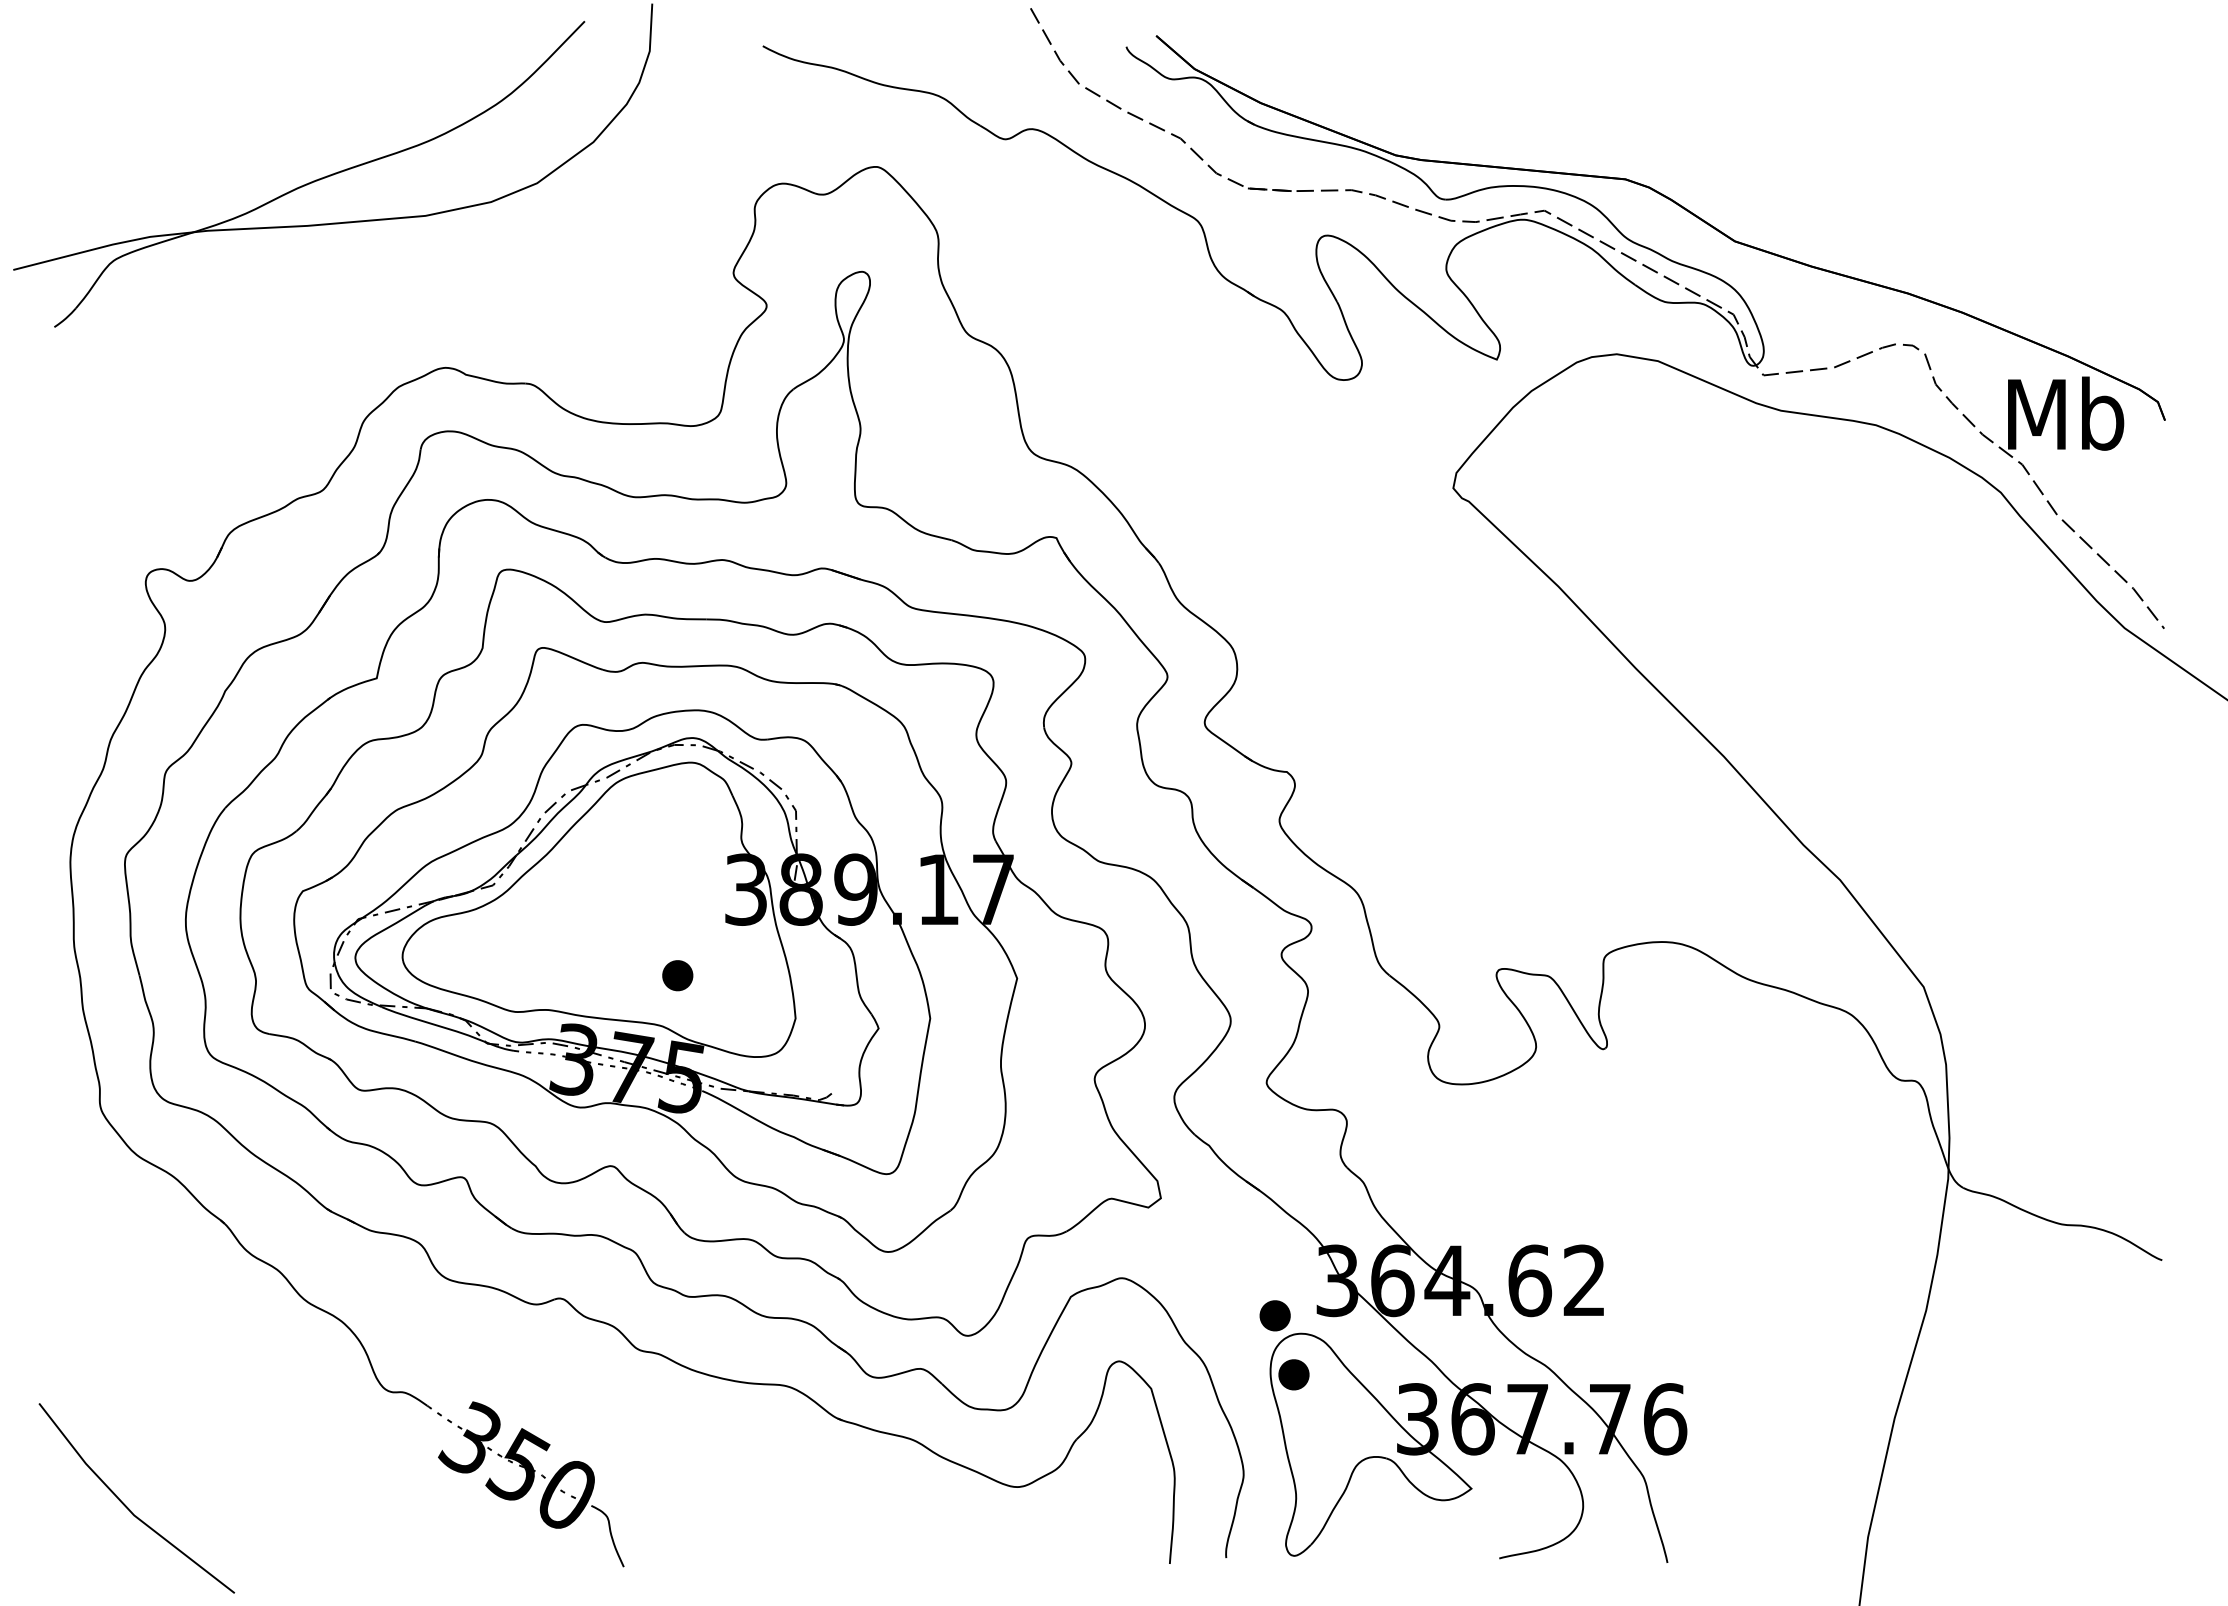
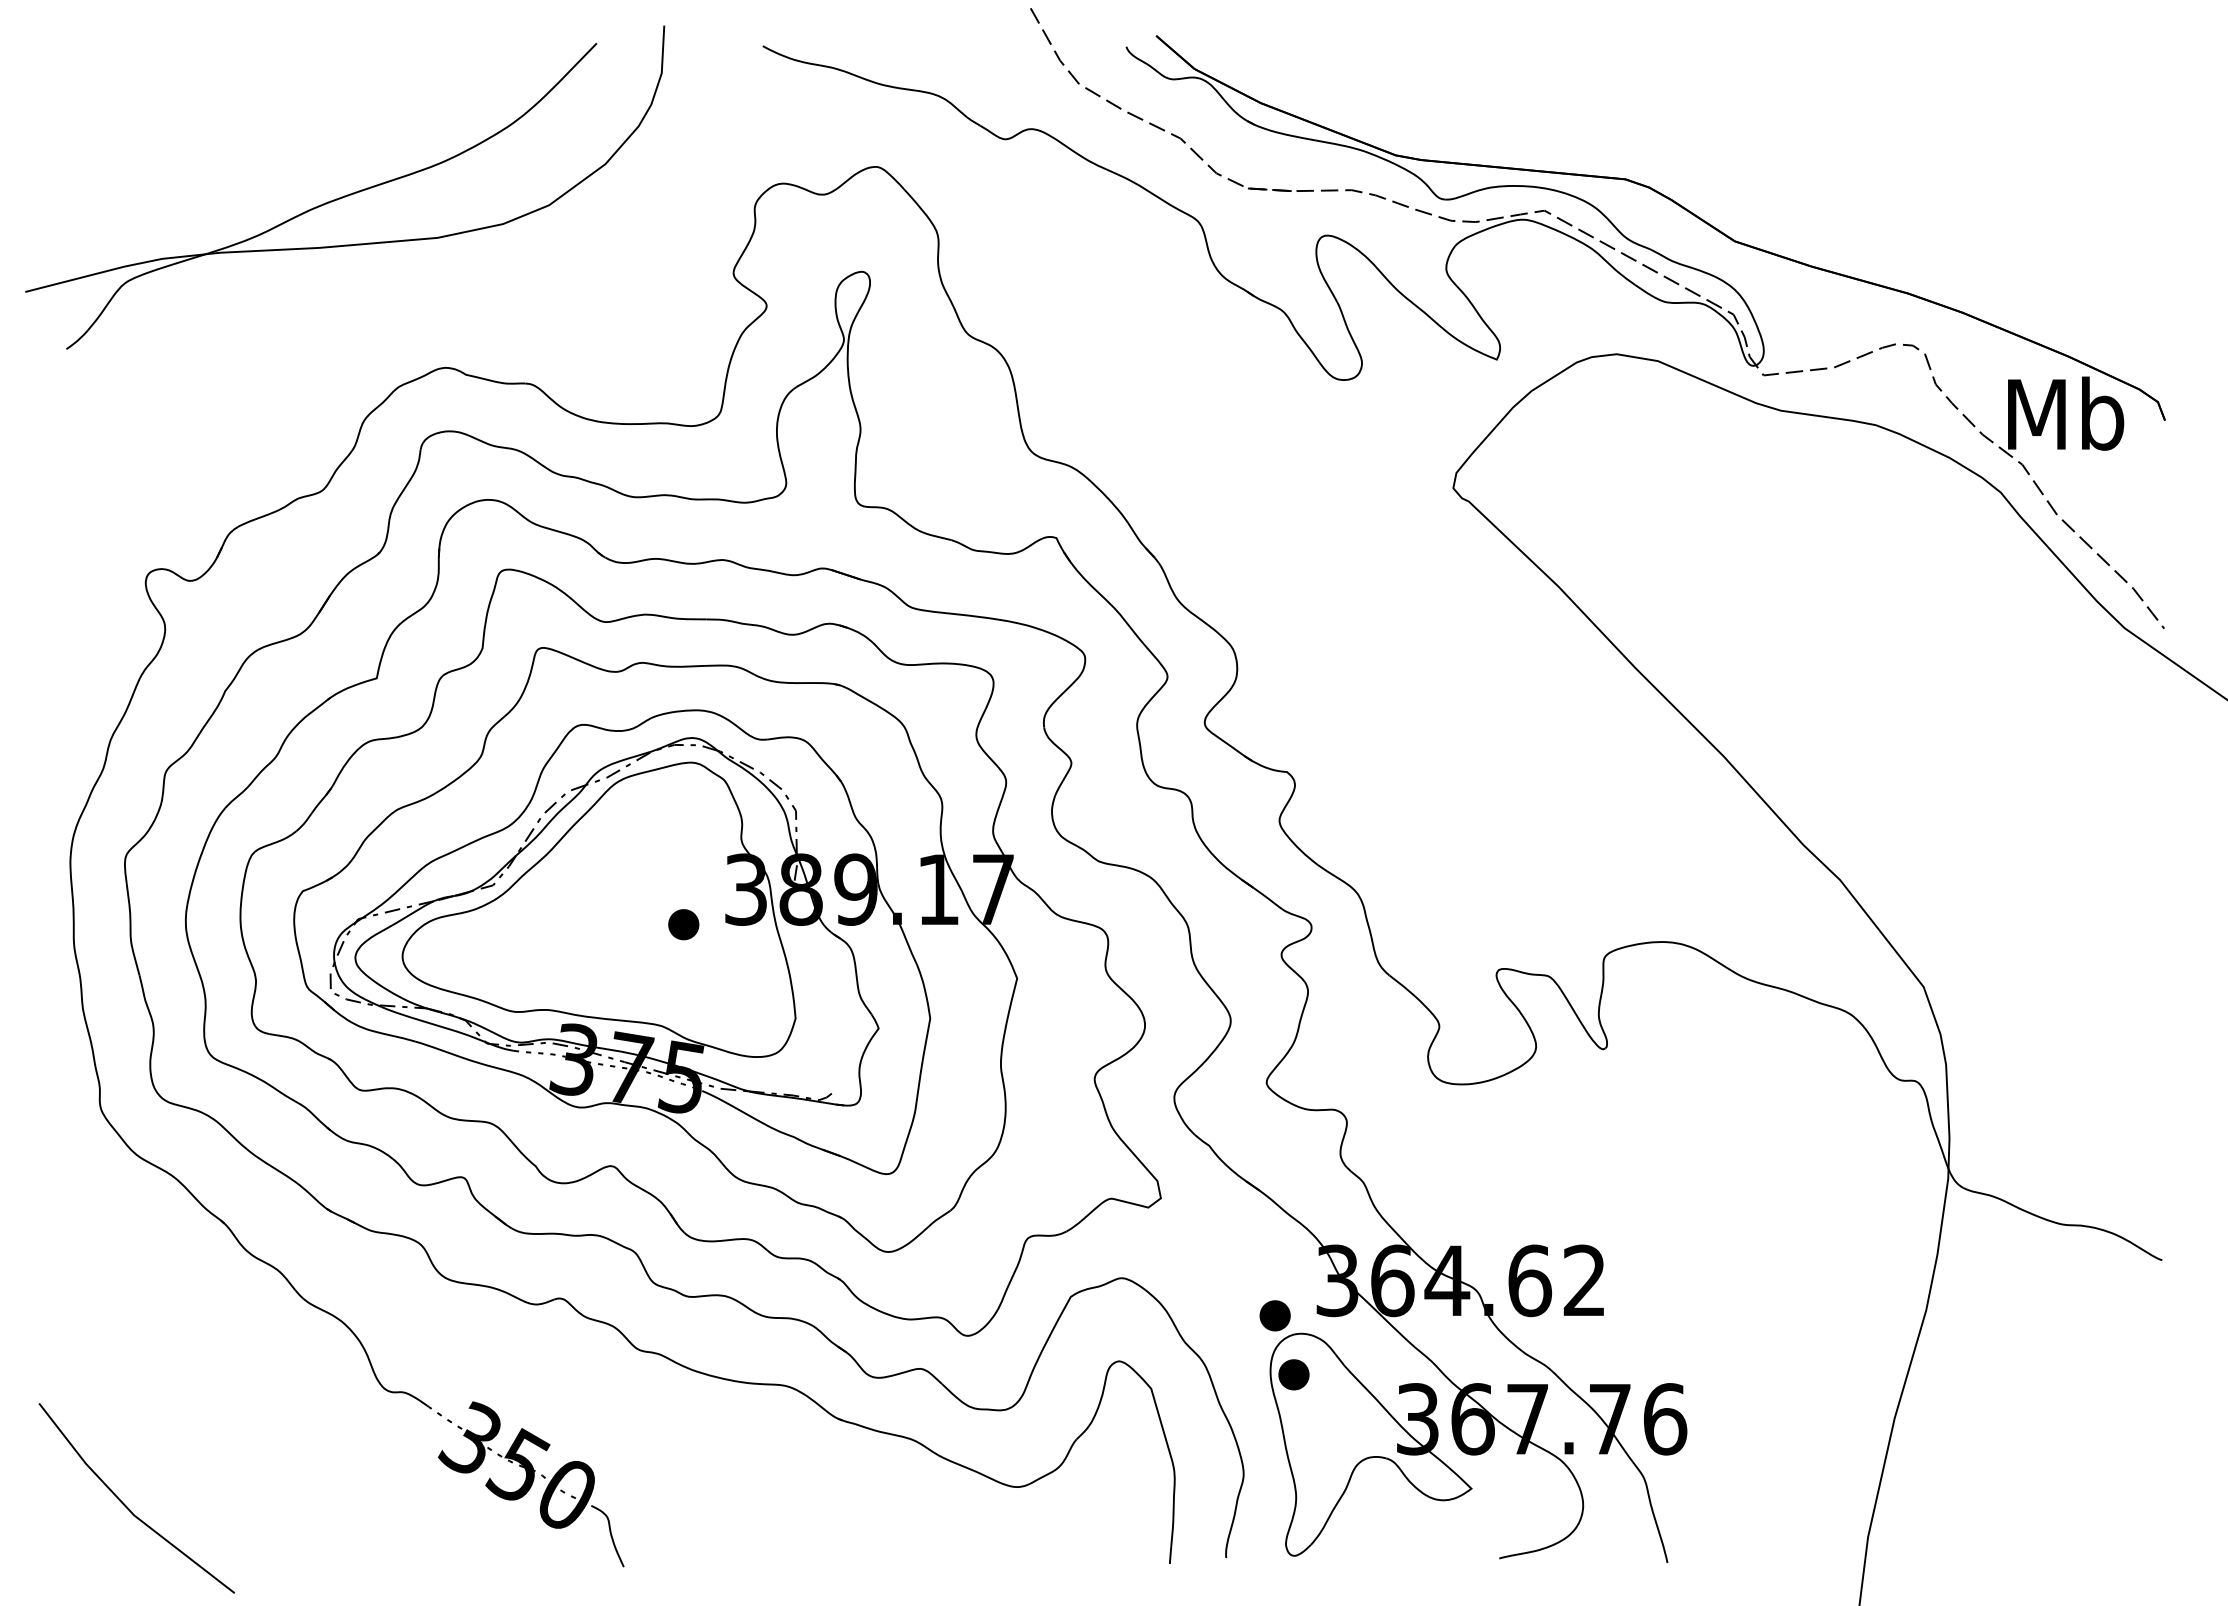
part position: (335, 172) -> (347, 194) (347, 194)
part position: (677, 975) -> (683, 924) (683, 924)
